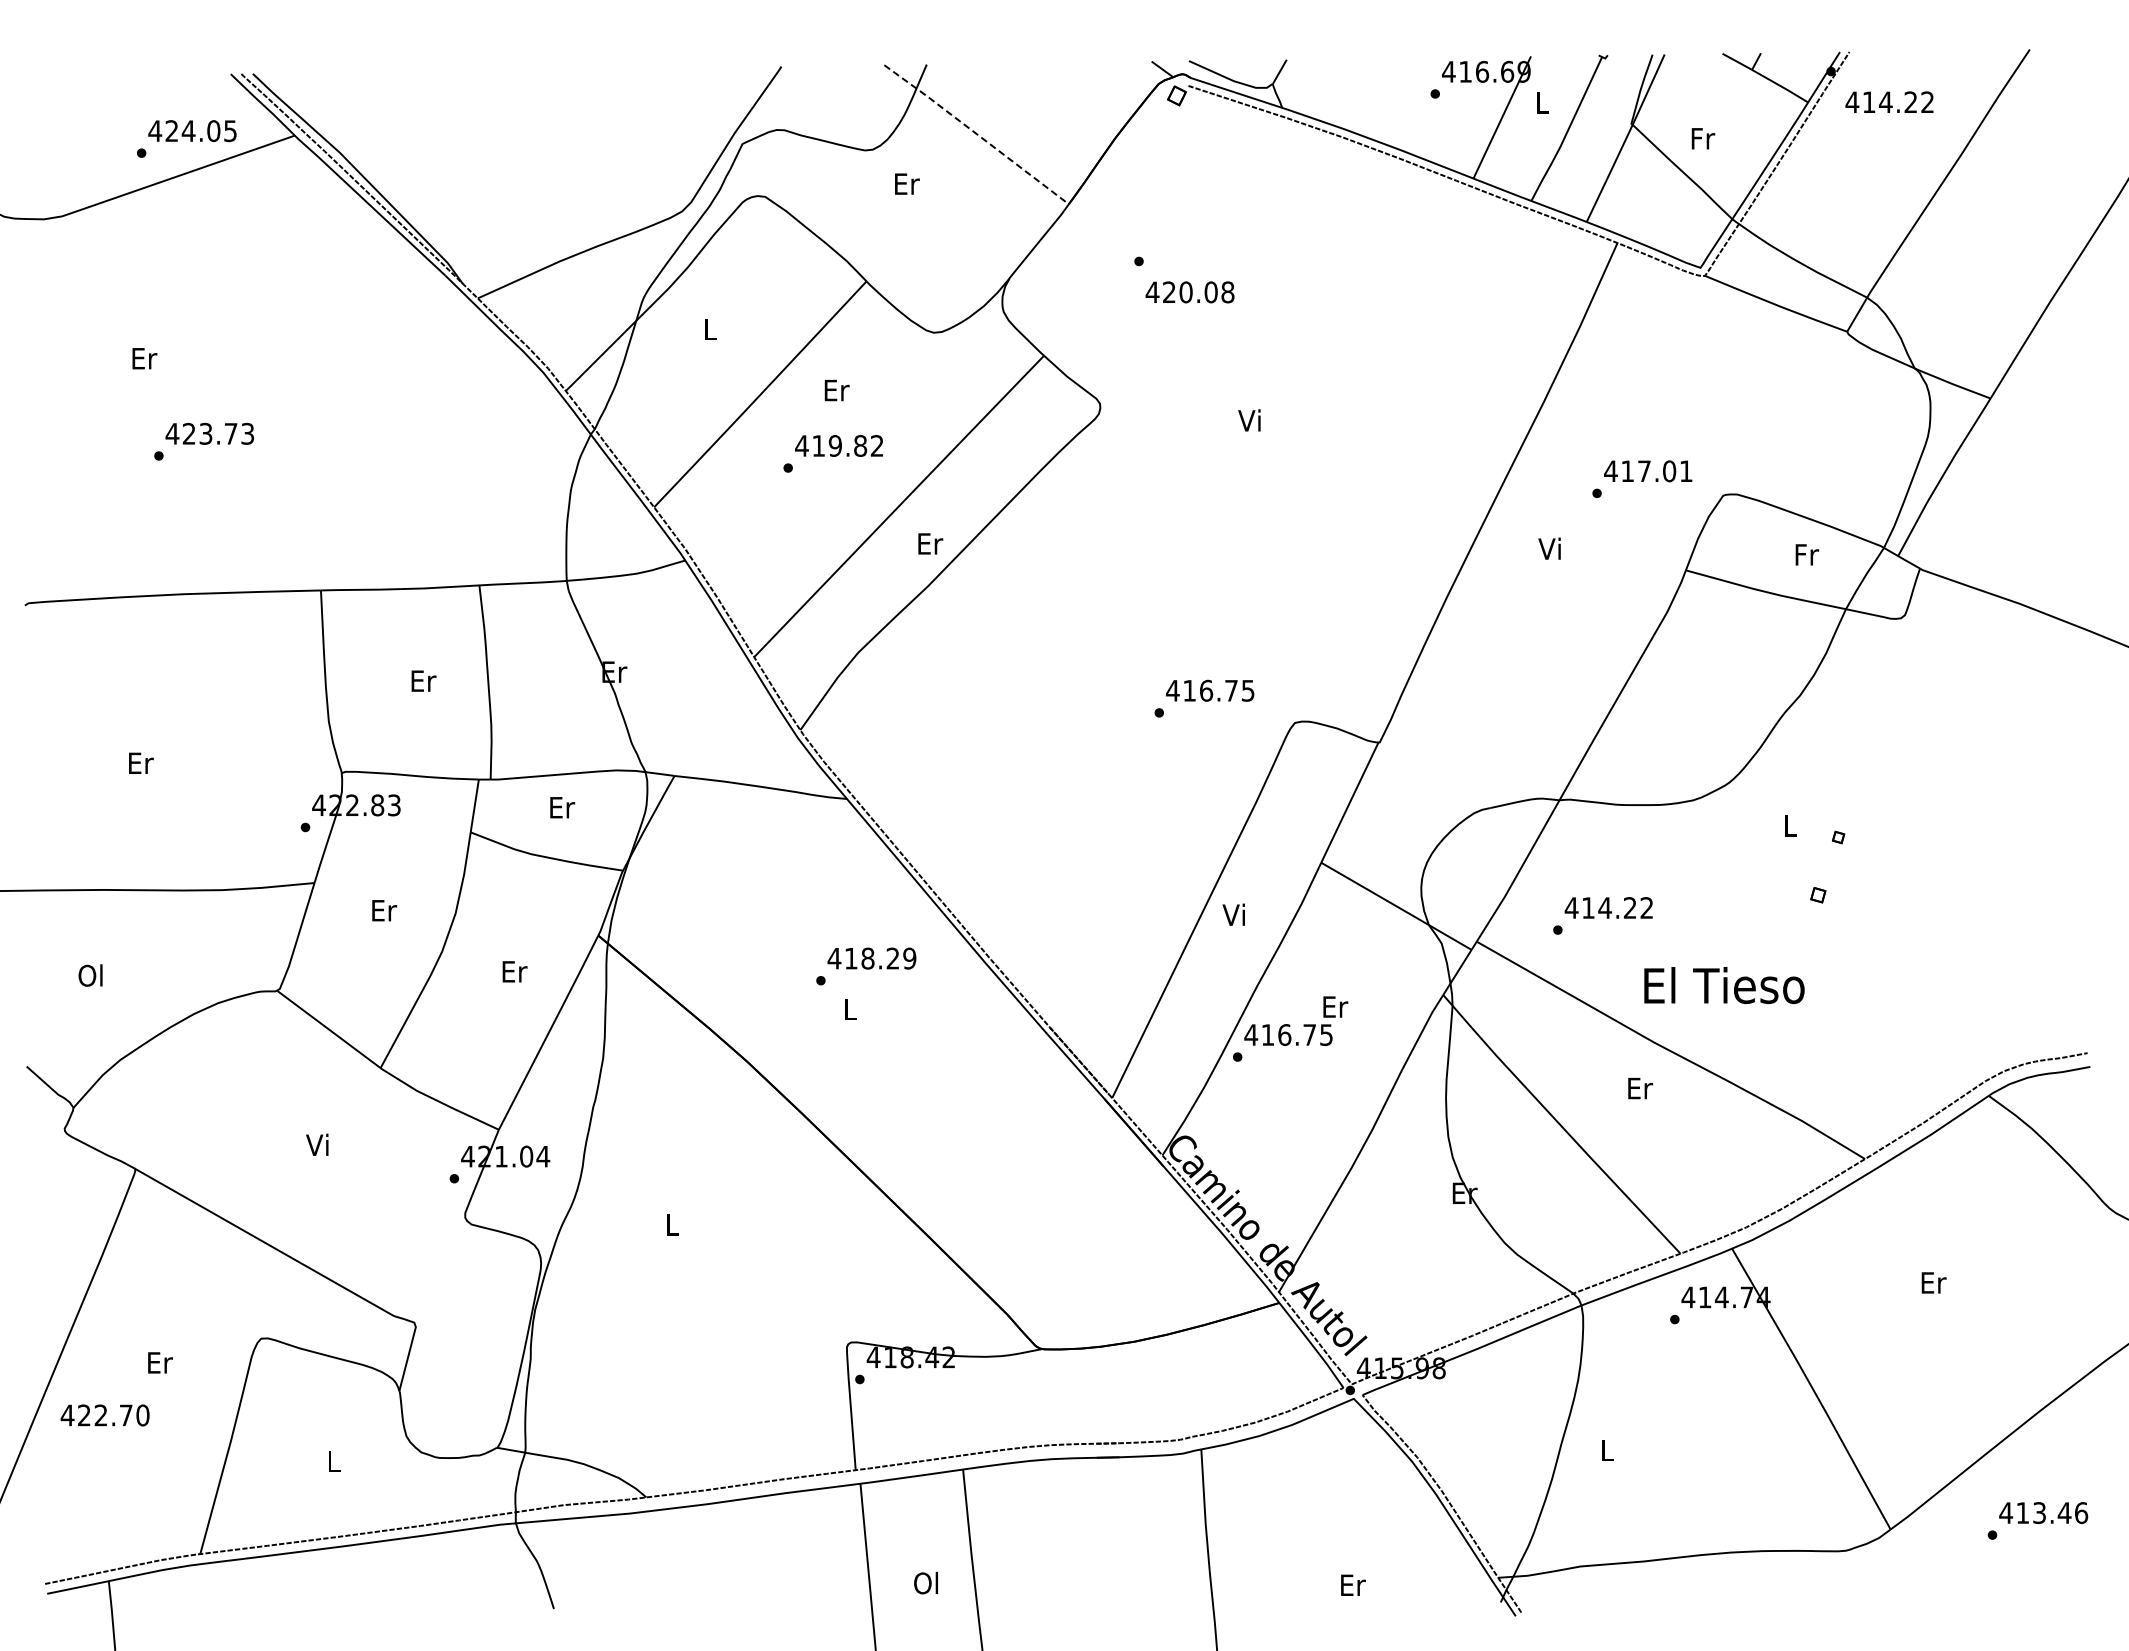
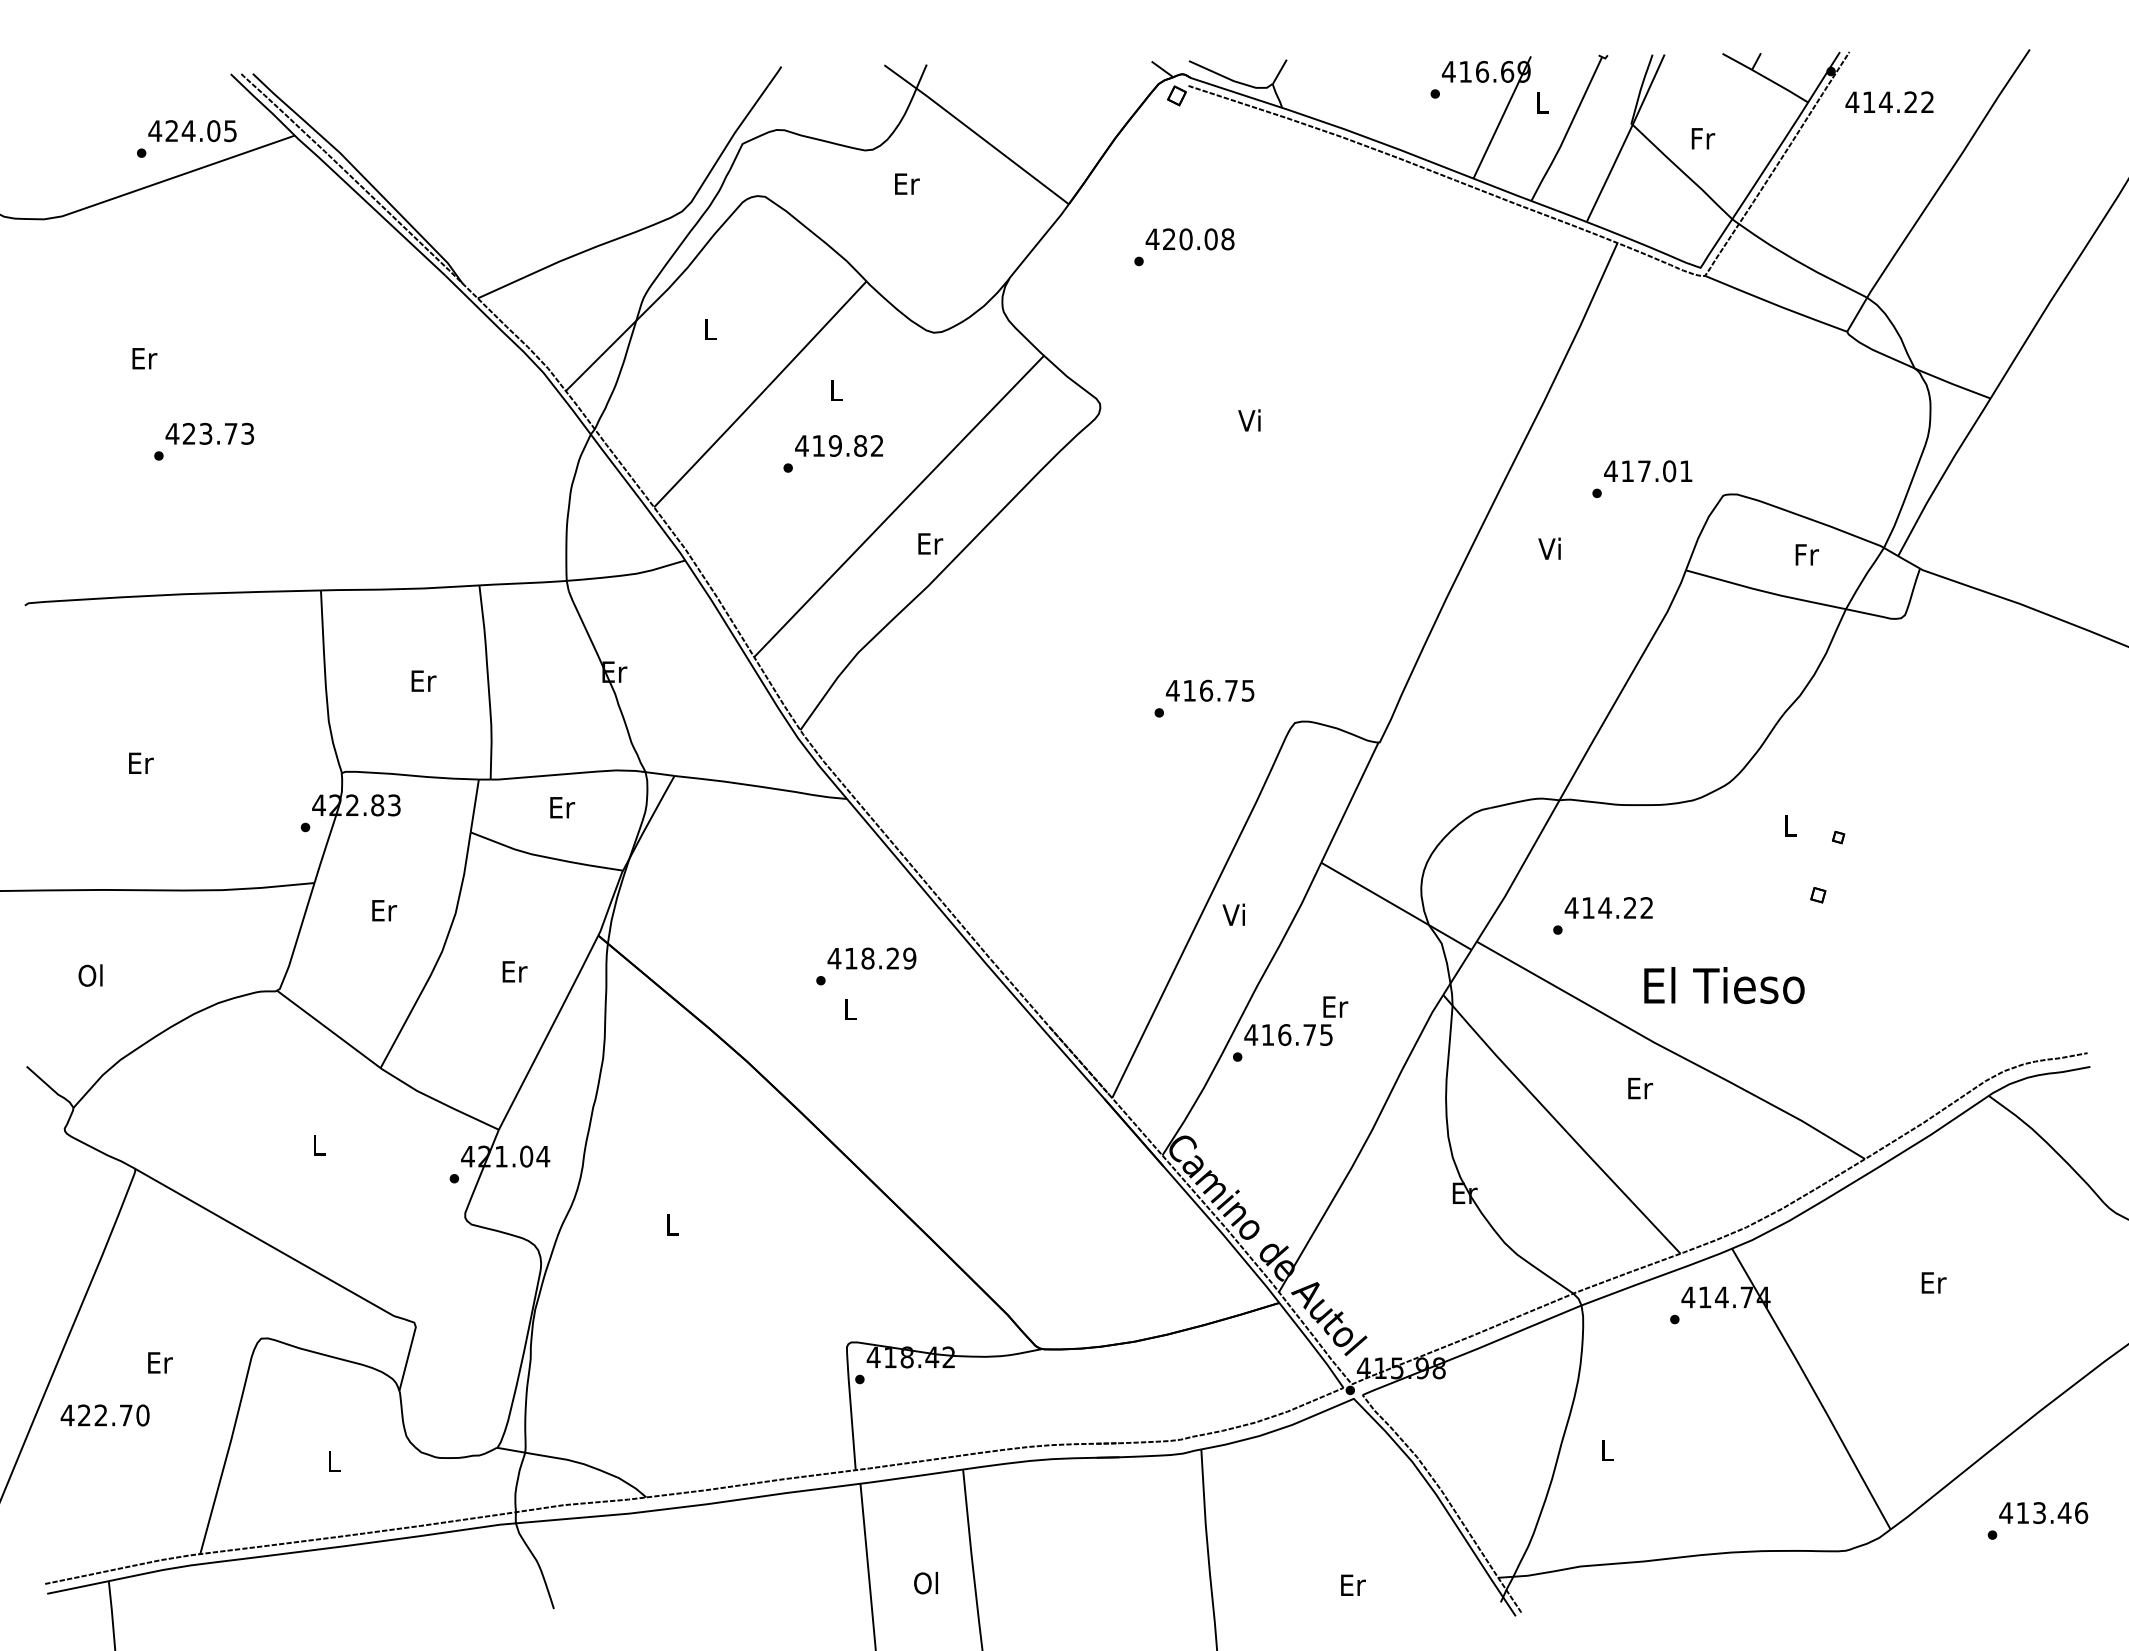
line: dashed -> solid (977, 134)
text position: (1189, 292) -> (1189, 239) (1189, 239)
text: Er -> L (836, 390)
text: Vi -> L (317, 1144)
